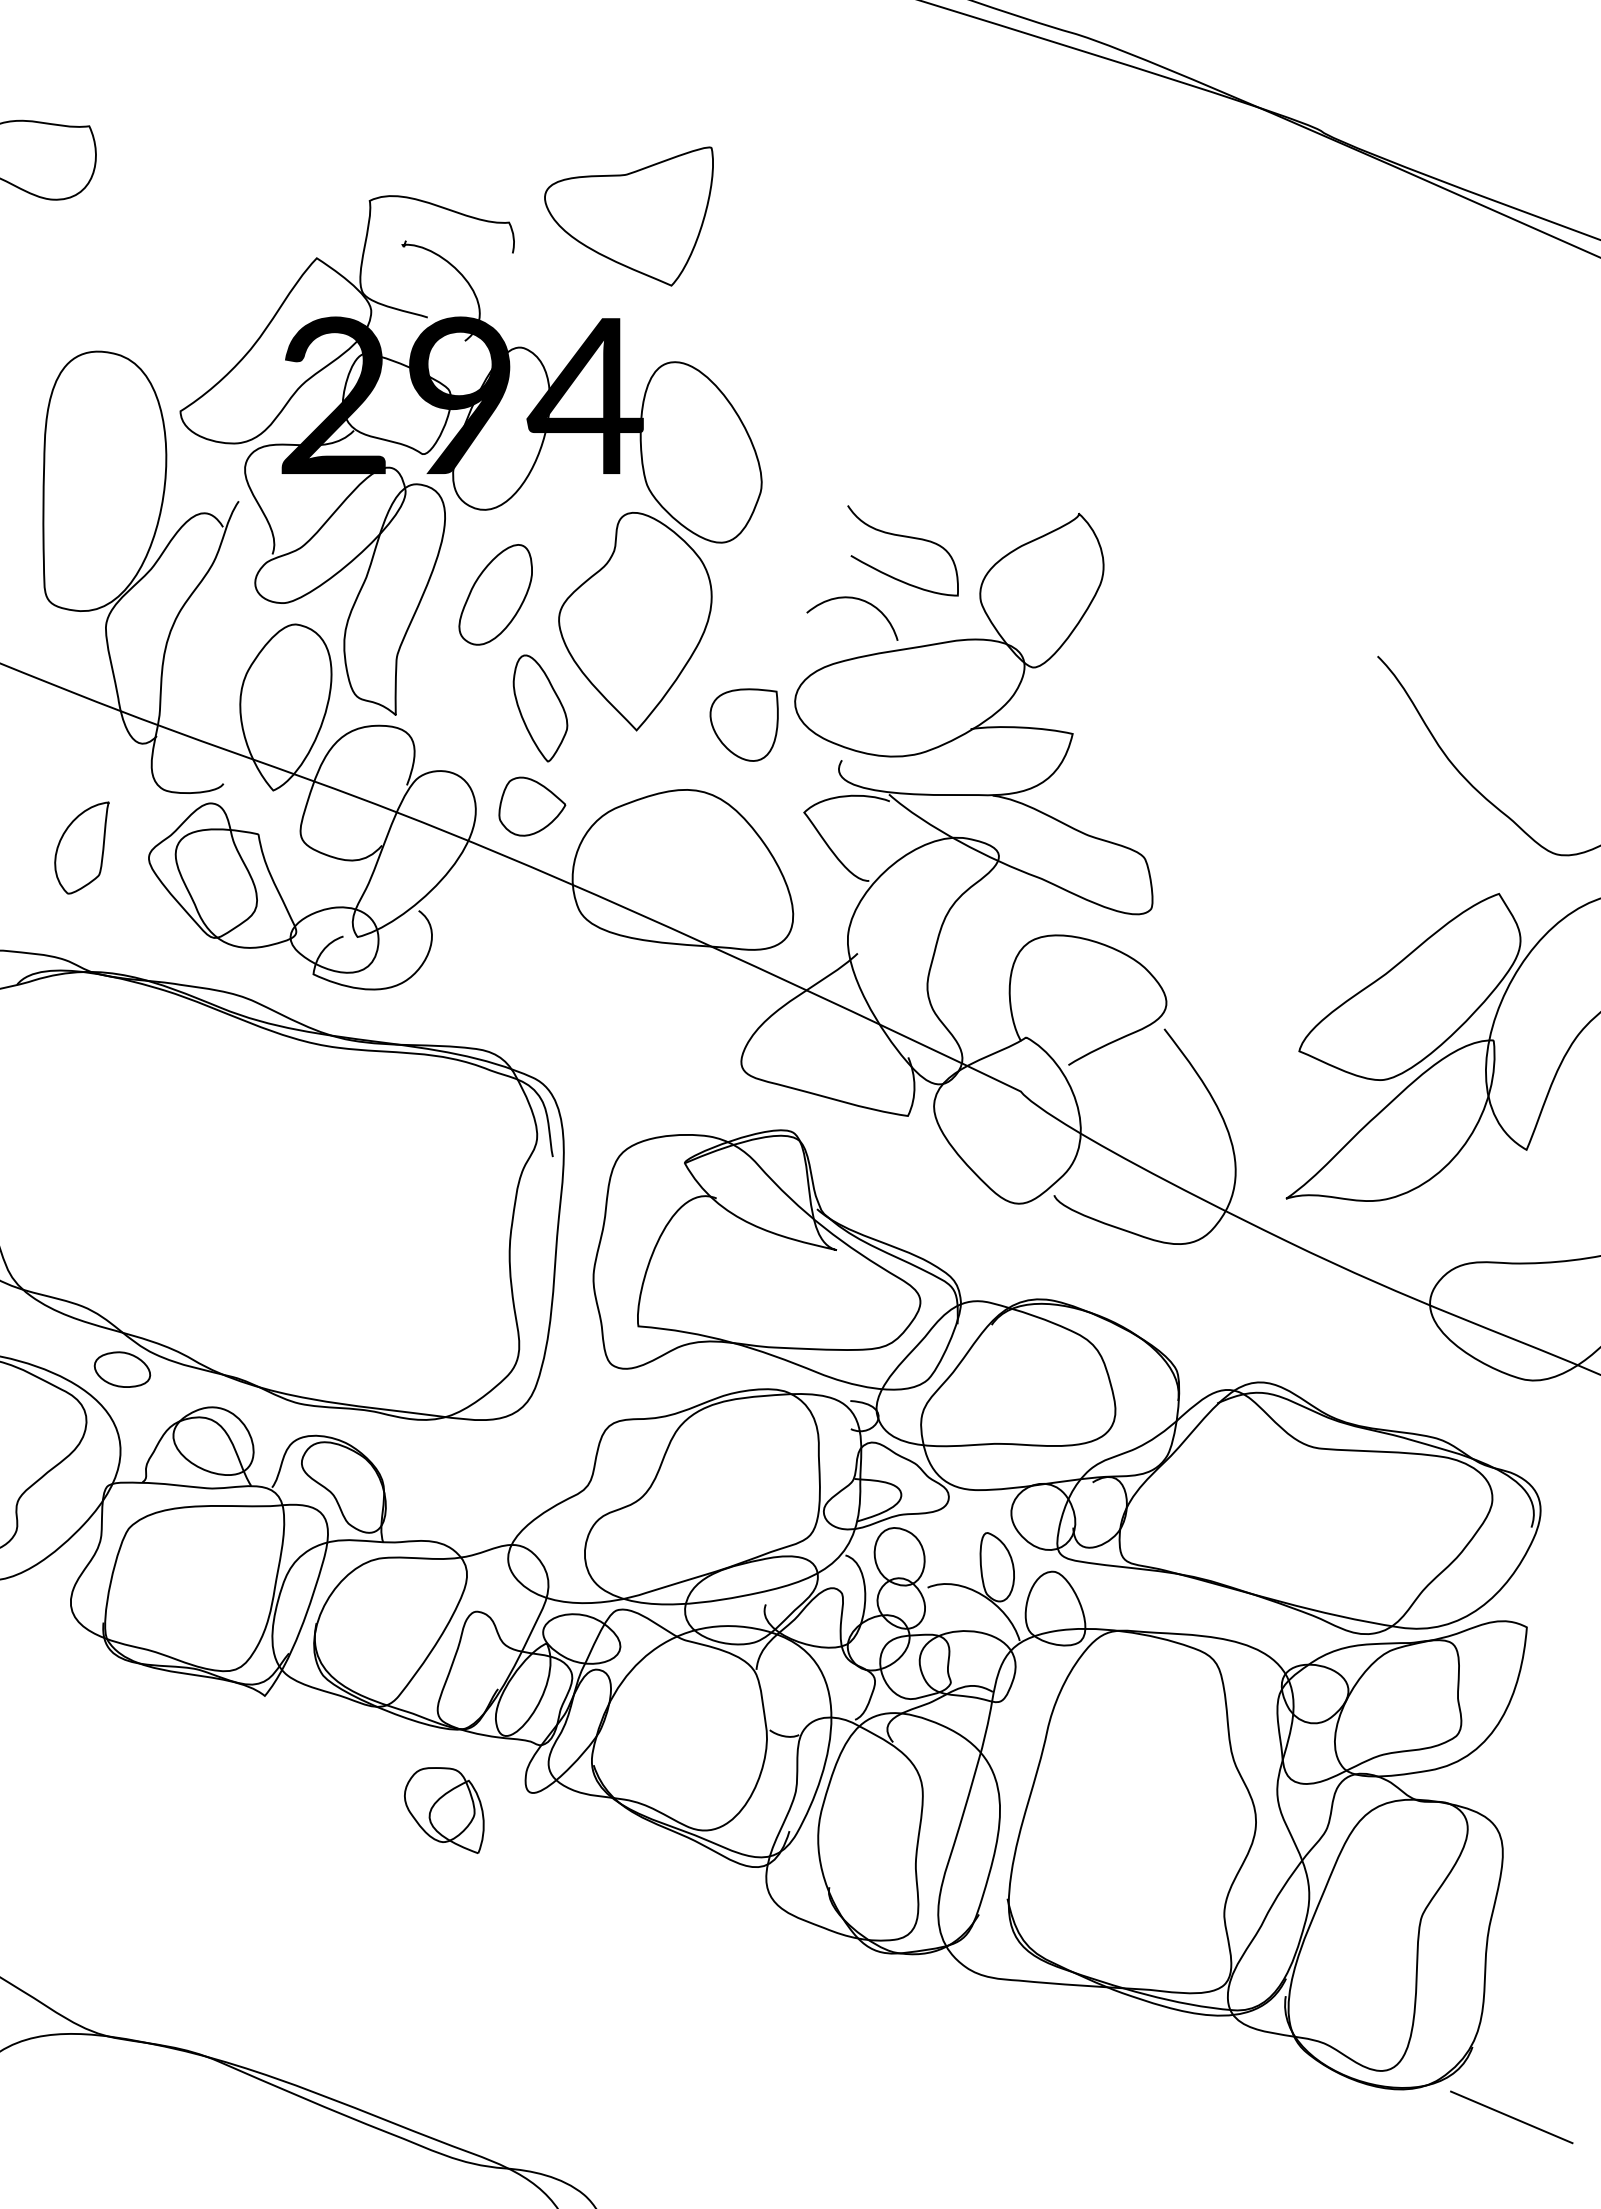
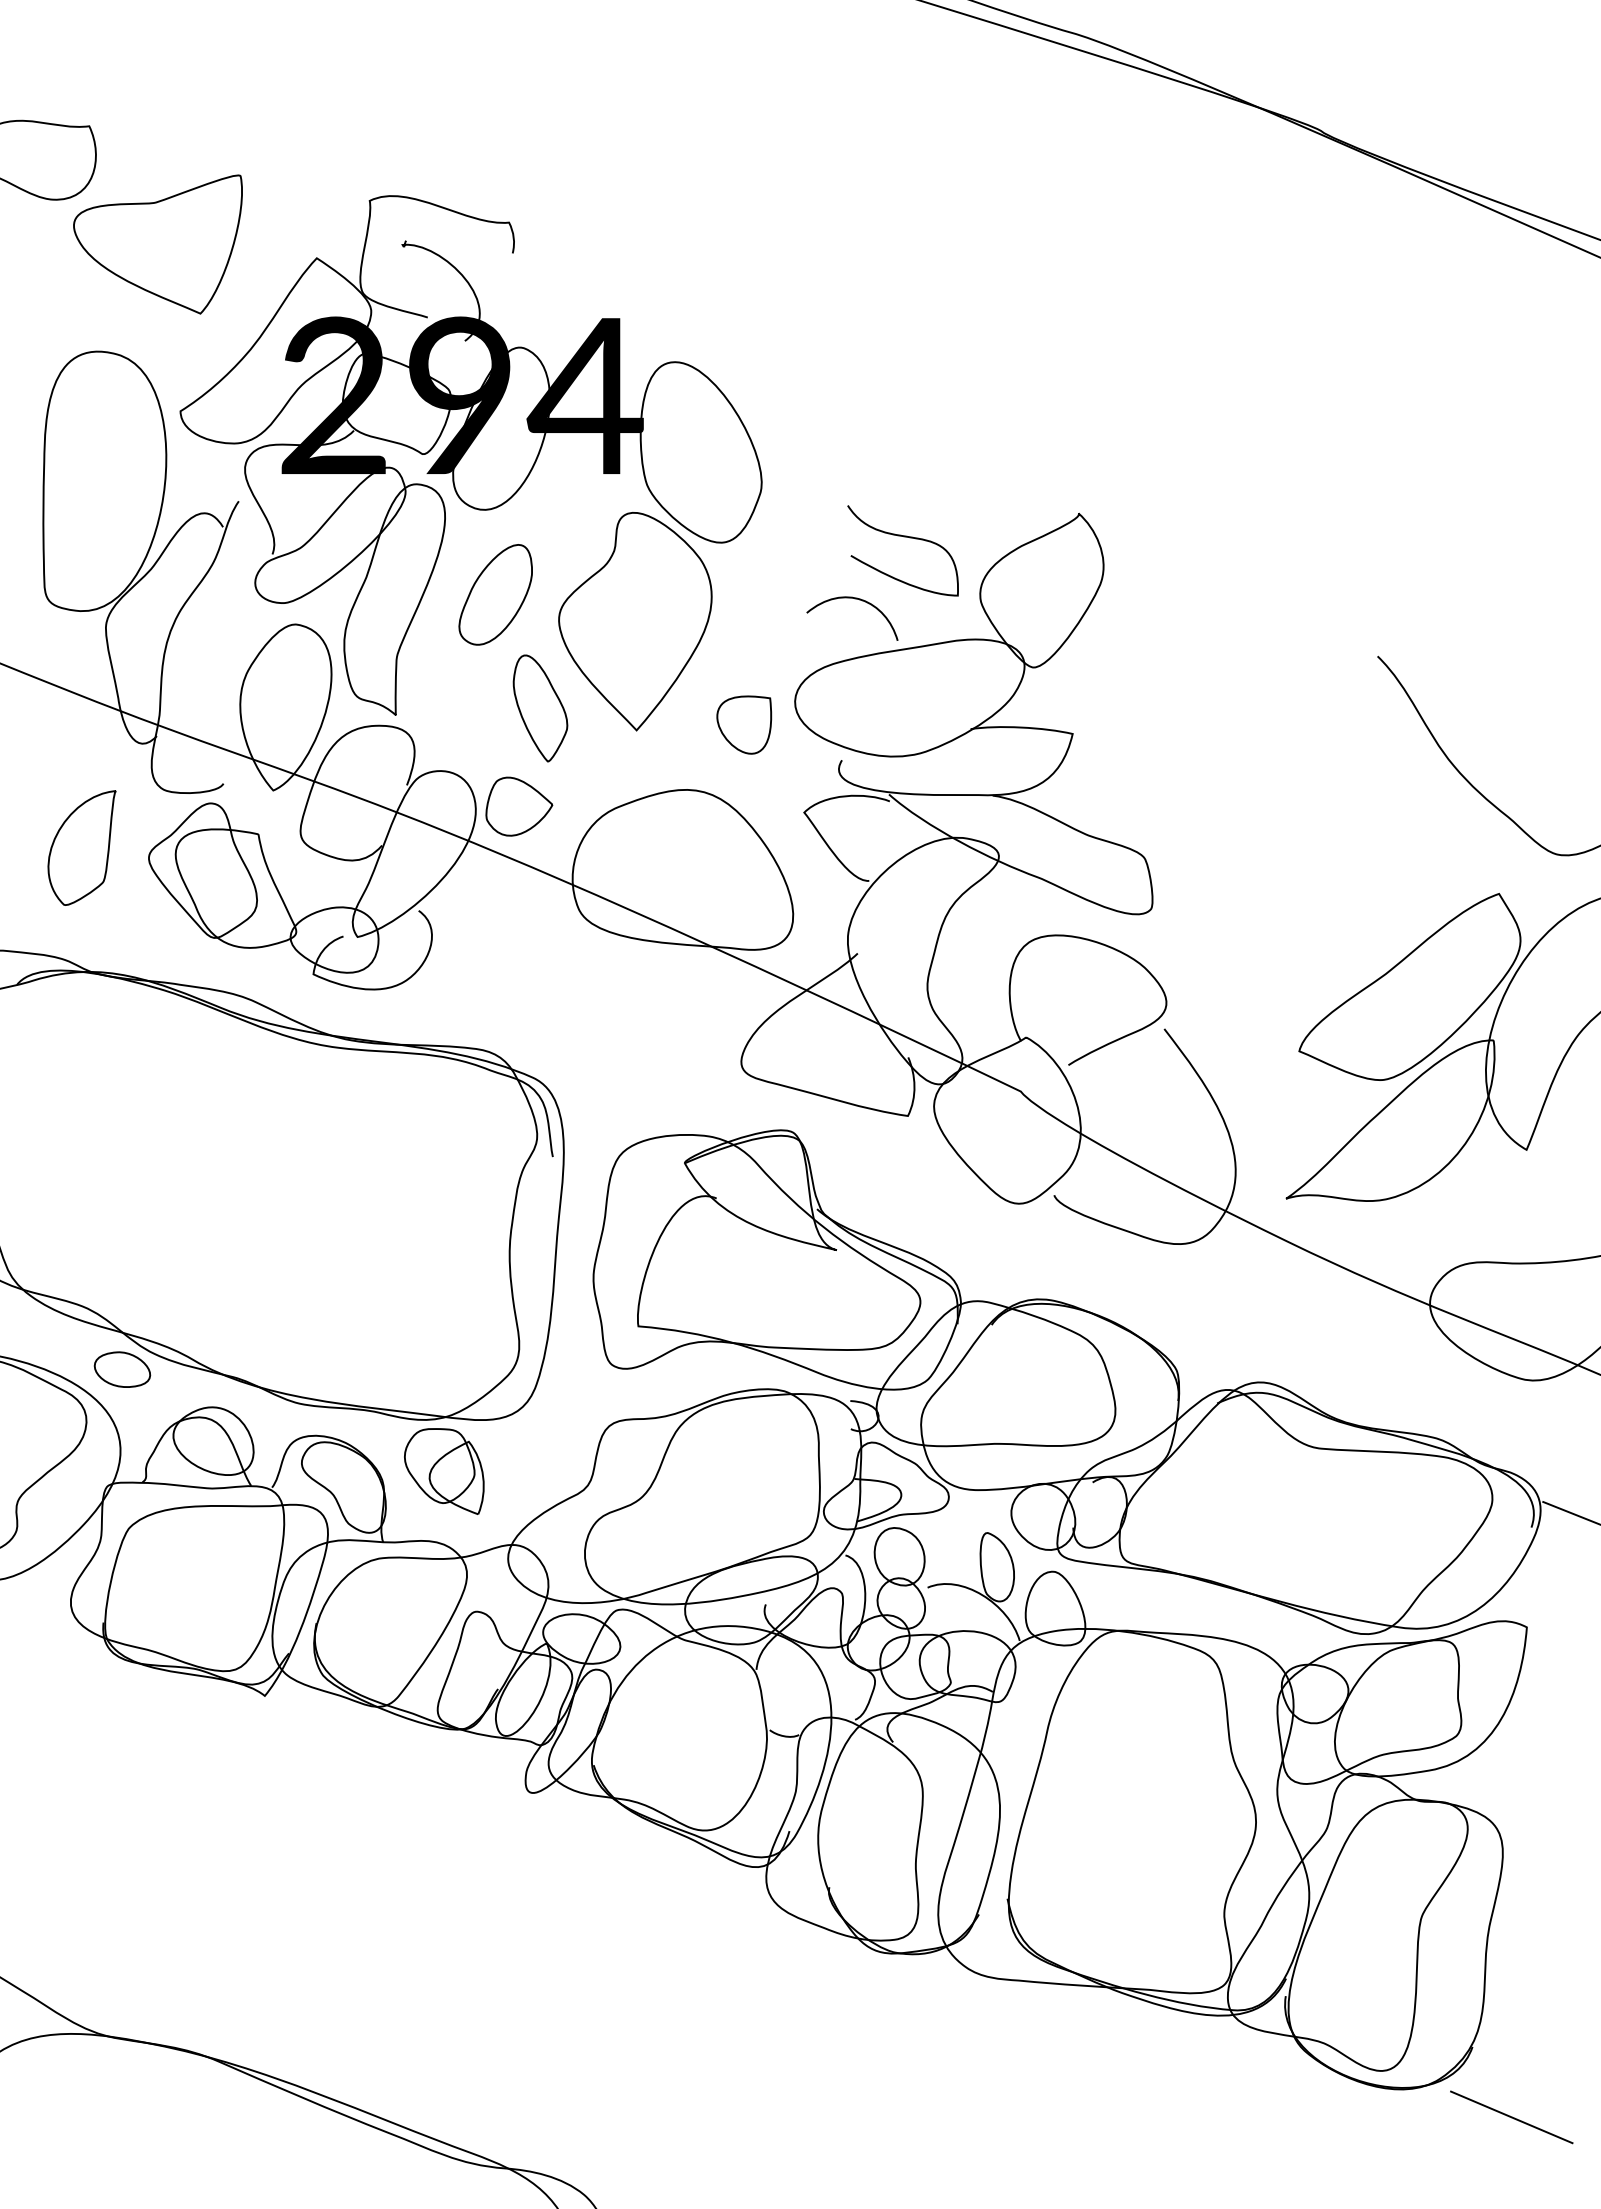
part position: (628, 216) -> (157, 244) (157, 244)
part size: 70x74 px -> 57x60 px (744, 724)
part position: (532, 806) -> (519, 806) (519, 806)
part size: 56x94 px -> 70x116 px (81, 847)
line: none -> present (1569, 1512)
part position: (444, 1810) -> (444, 1471) (444, 1471)
